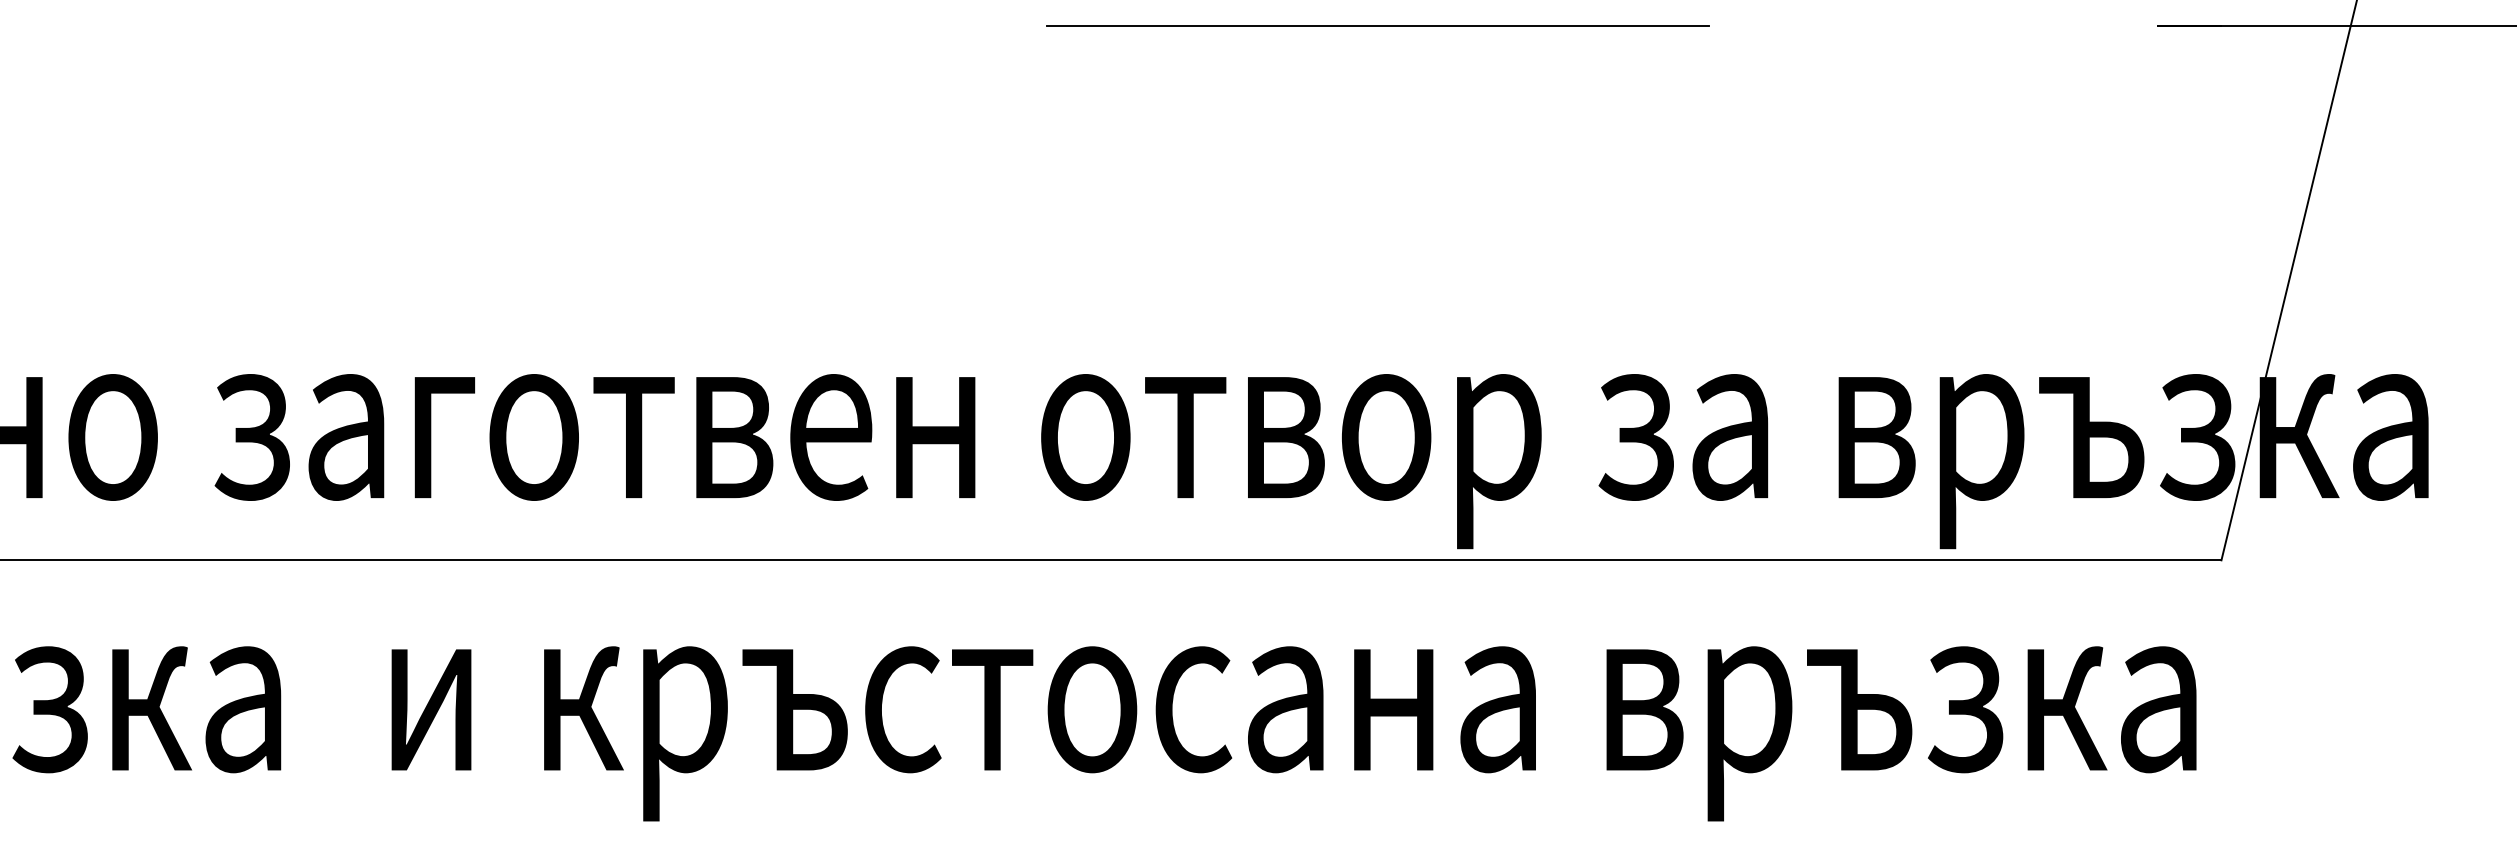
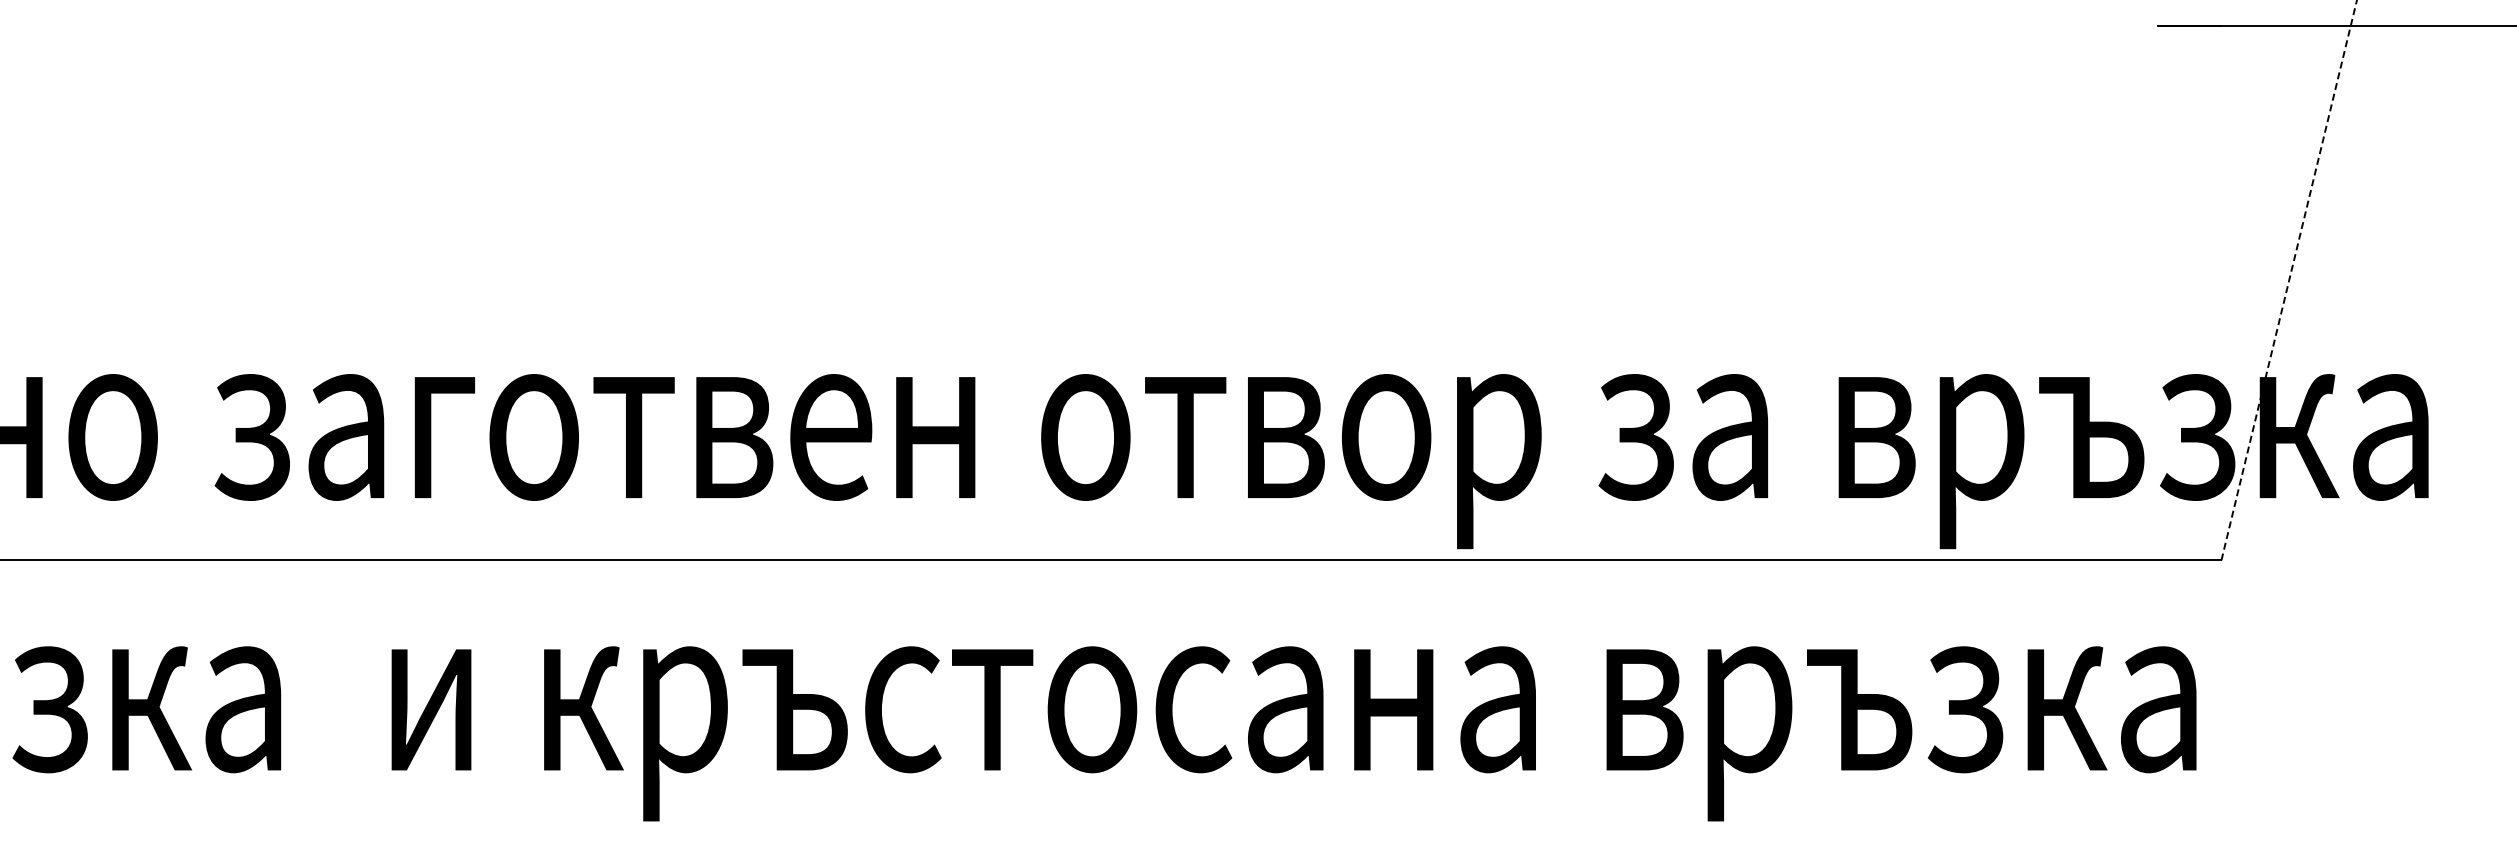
line: present -> none (1377, 25)
line: solid -> dashed (2289, 280)
